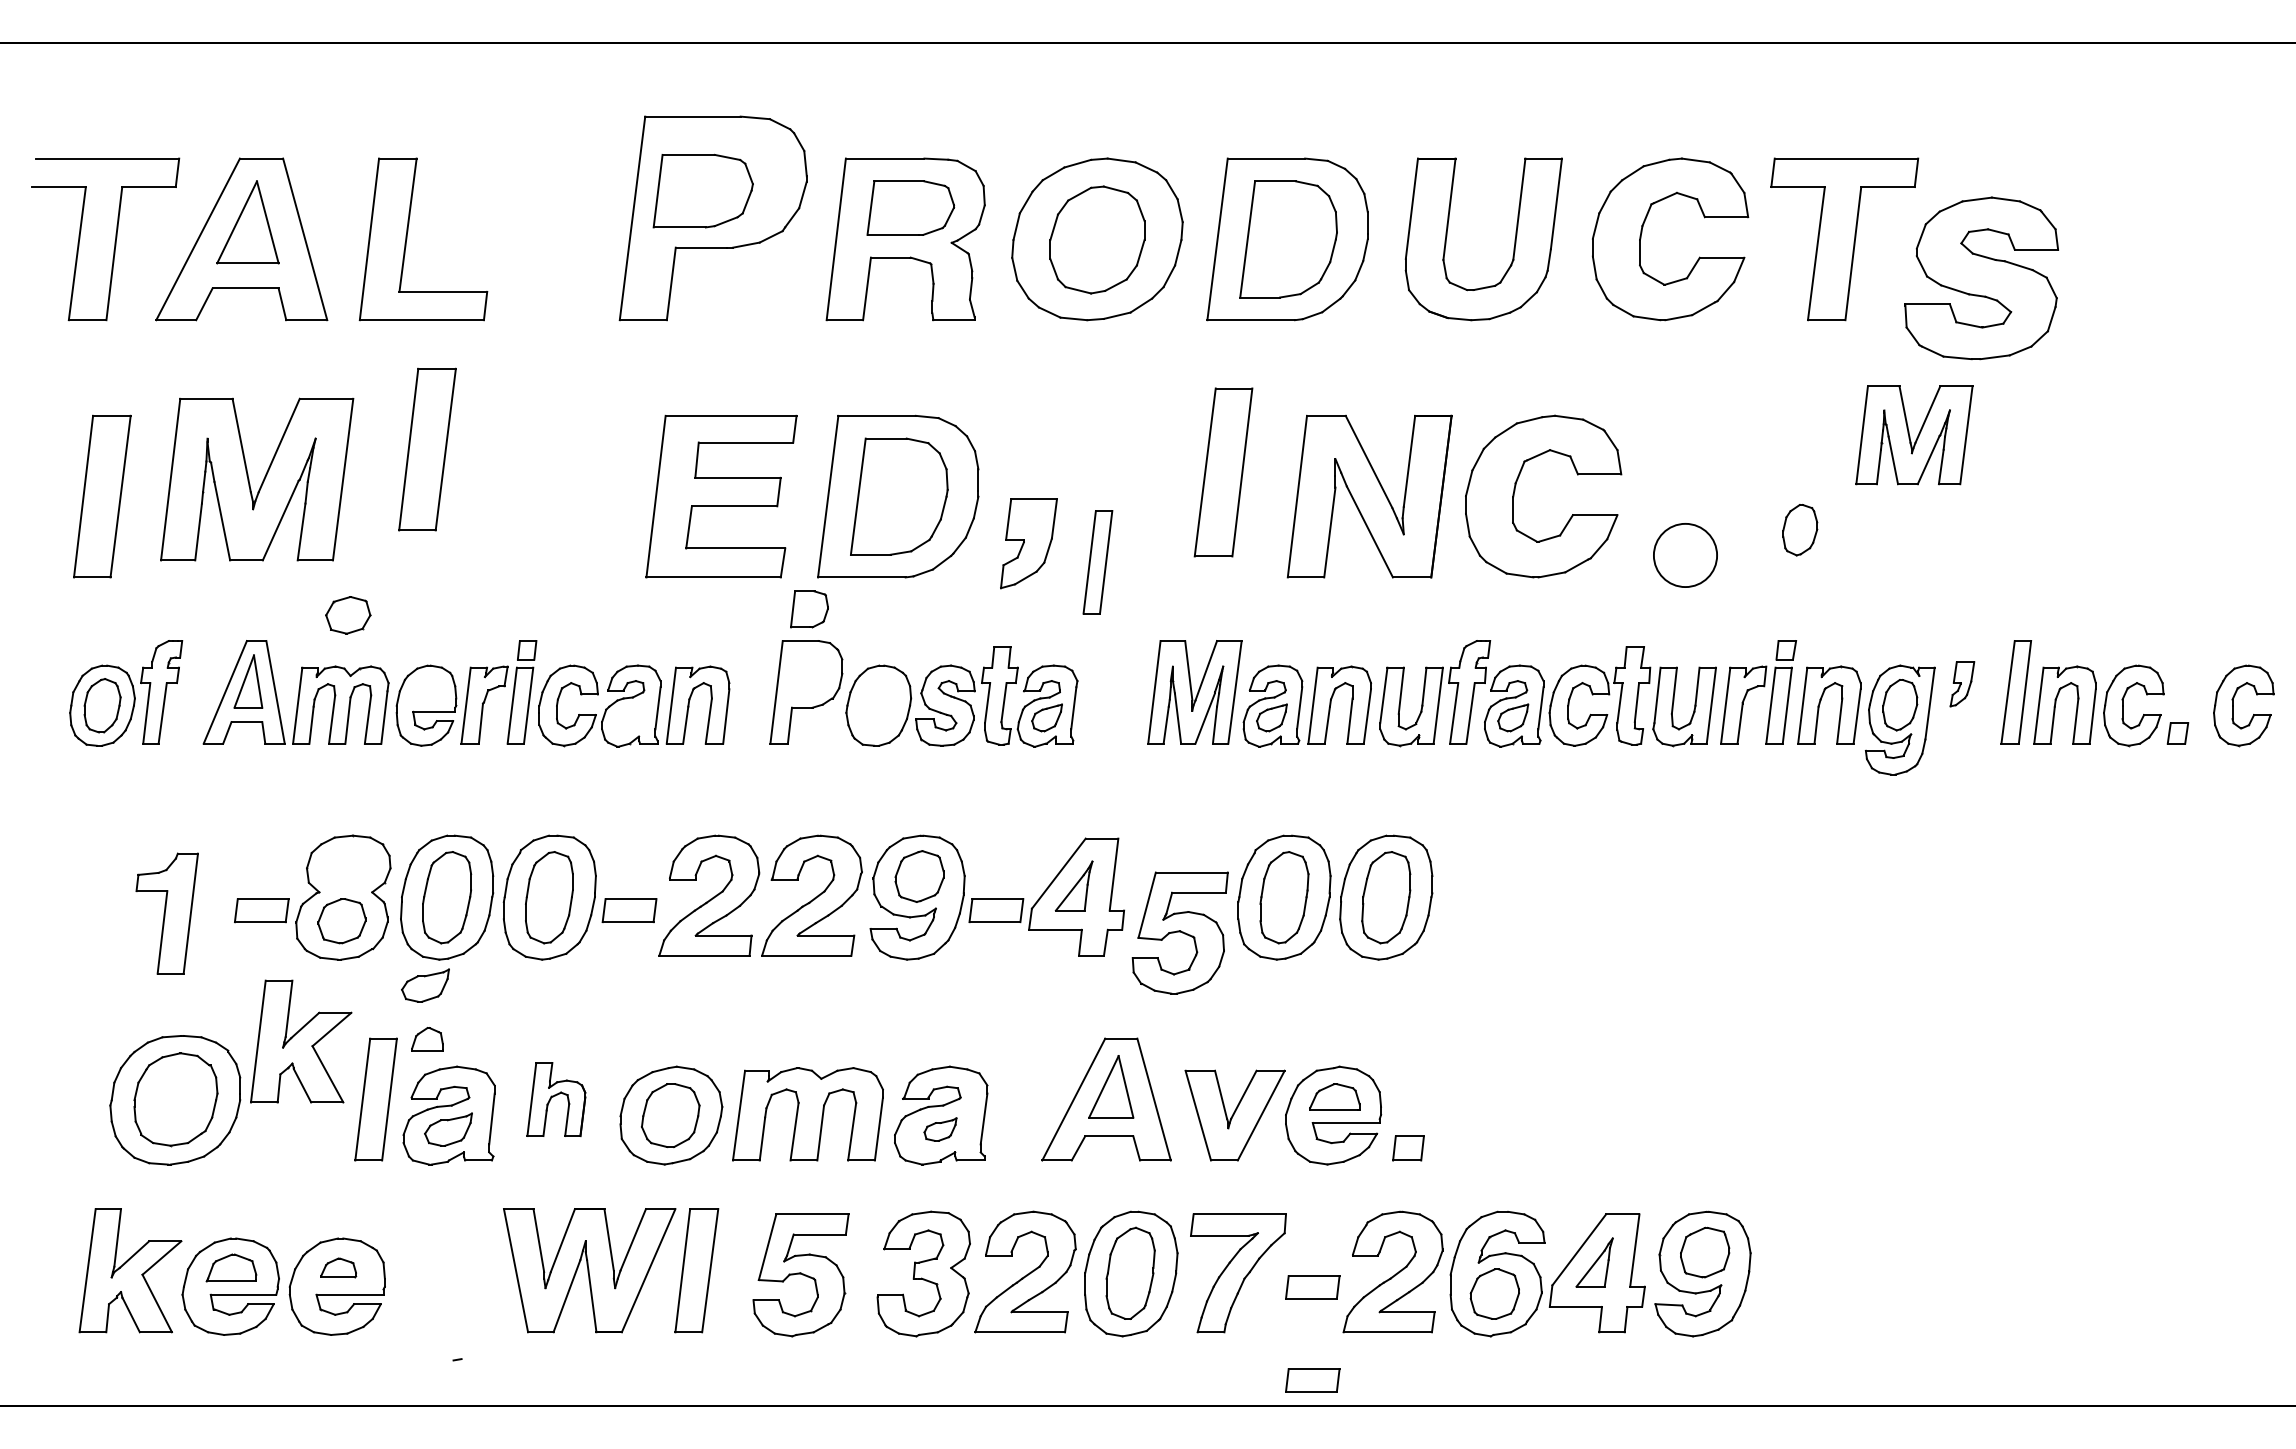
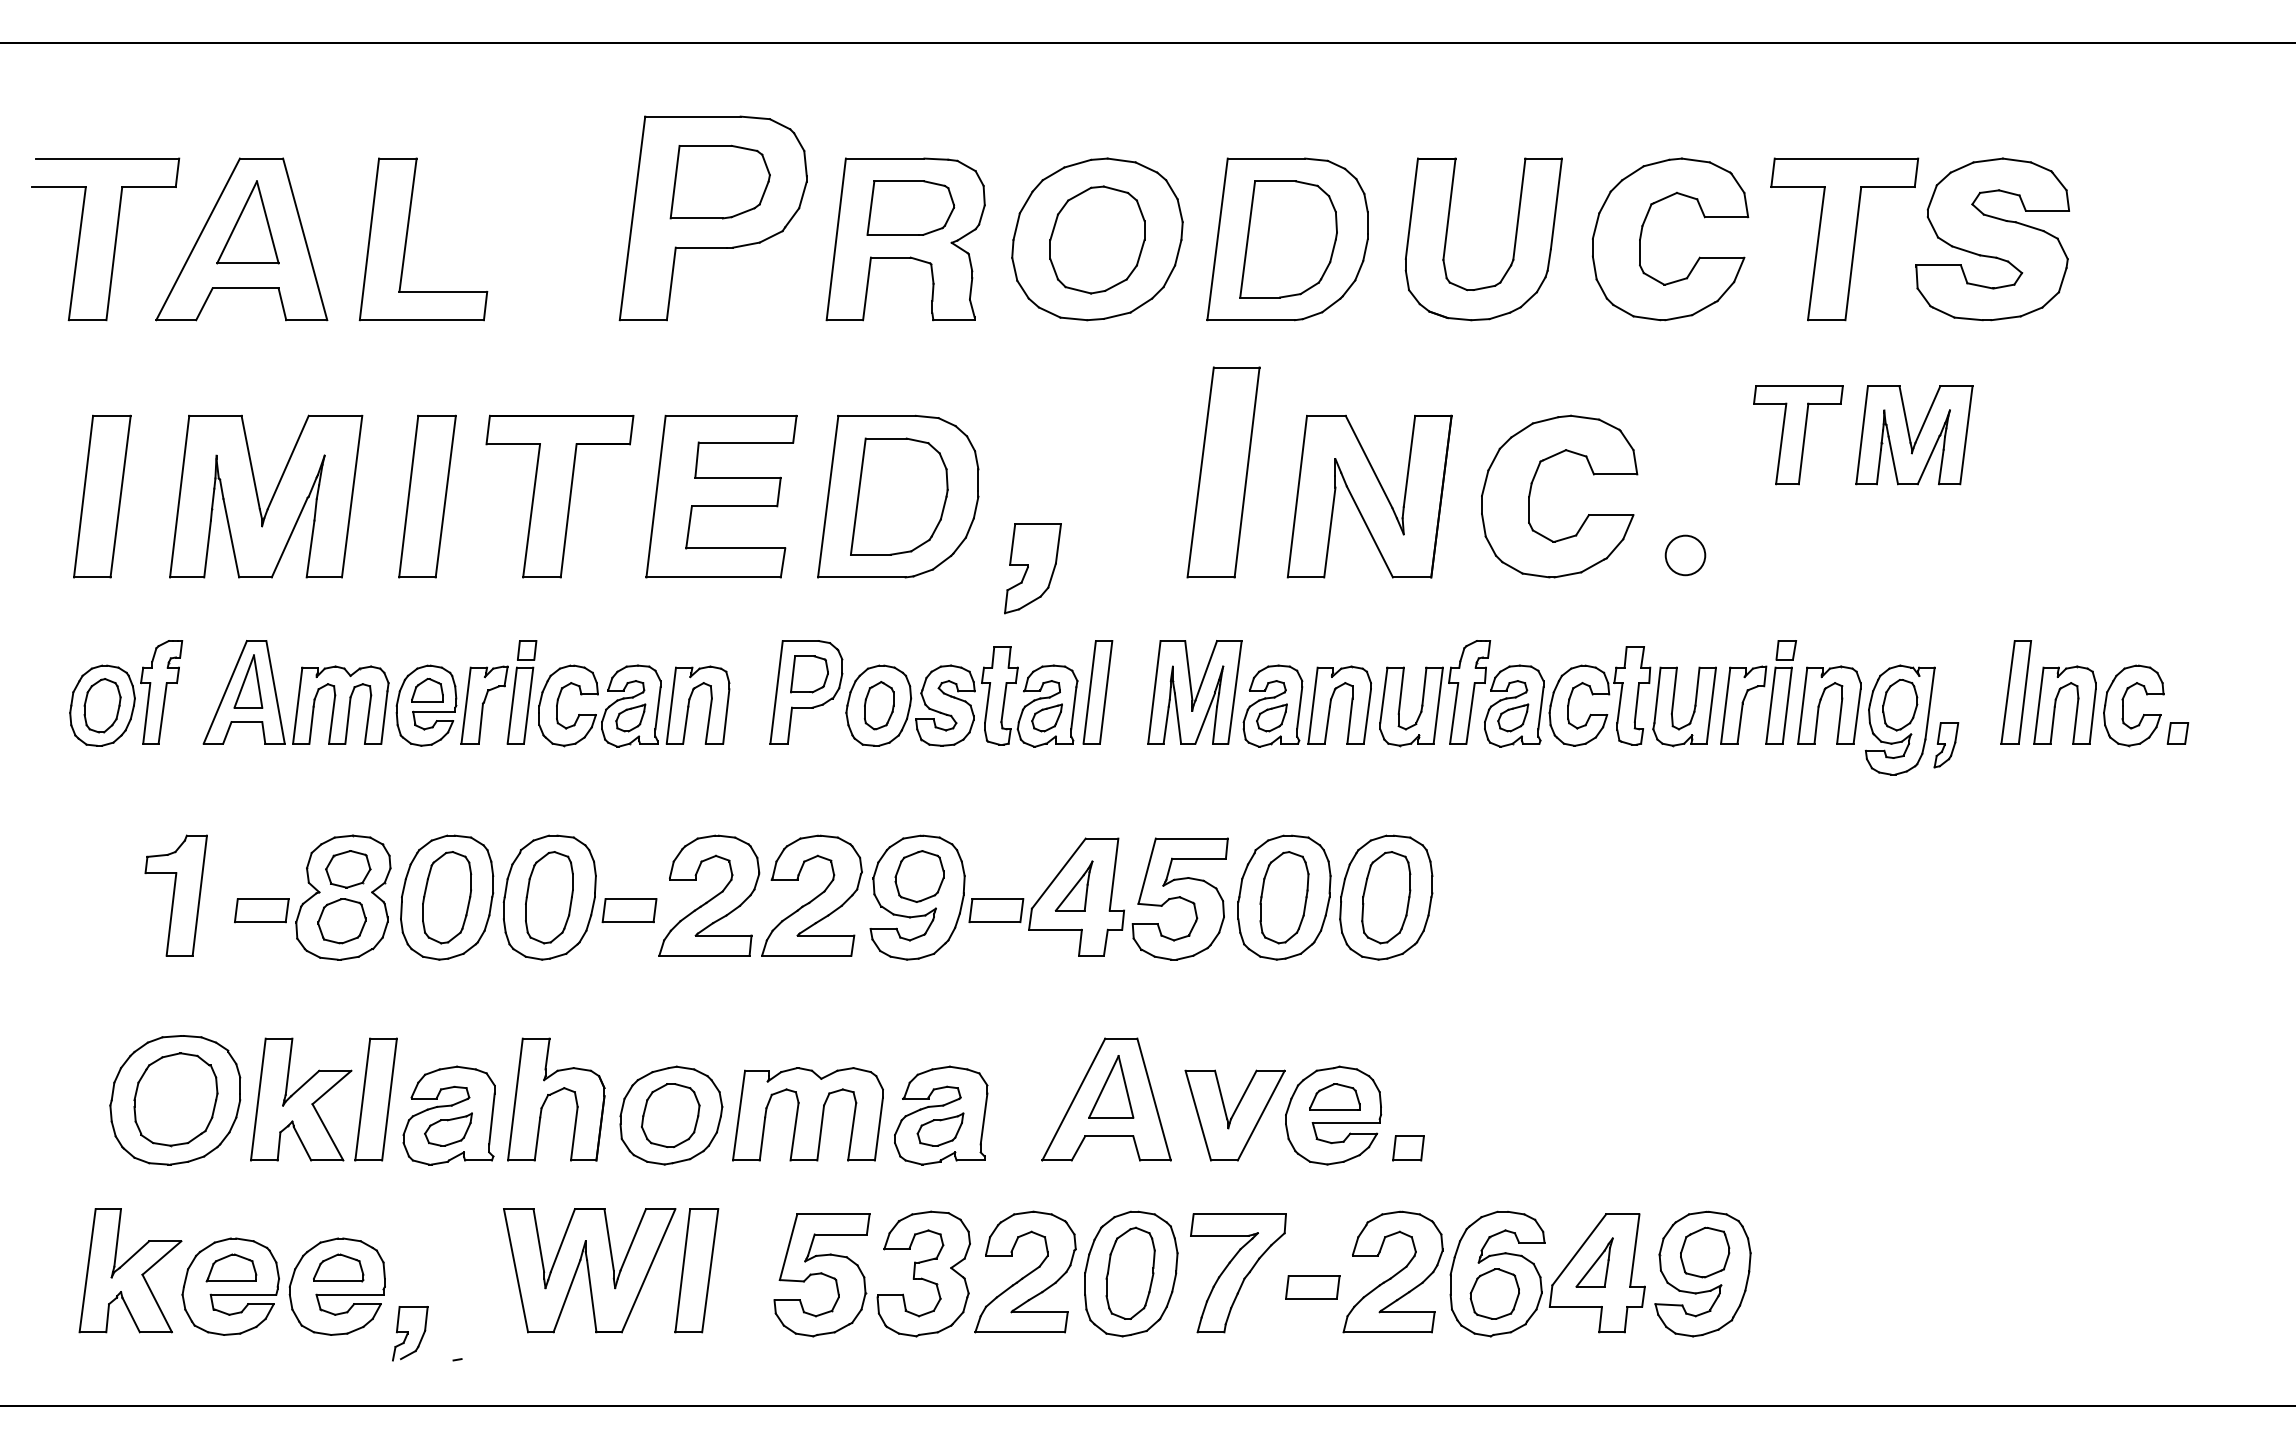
part position: (702, 190) -> (719, 181) (719, 181)
part position: (1981, 278) -> (1992, 239) (1992, 239)
part: none -> present (1798, 435)
part position: (427, 449) -> (427, 496) (427, 496)
part size: 61x171 px -> 75x213 px (1223, 472)
part position: (257, 479) -> (266, 496) (266, 496)
part position: (1515, 491) -> (1531, 491) (1531, 491)
part: none -> present (559, 496)
part: present -> none (1800, 530)
part position: (1028, 543) -> (1032, 568) (1032, 568)
circle diameter: 63 px -> 40 px (1685, 555)
part position: (1097, 562) -> (1097, 692) (1097, 692)
part position: (809, 609) -> (809, 674) (809, 674)
part position: (348, 615) -> (348, 869) (348, 869)
part position: (1962, 684) -> (1946, 745) (1946, 745)
part: none -> present (878, 705)
part: present -> none (2233, 705)
part: none -> present (630, 717)
part position: (166, 913) -> (175, 895) (175, 895)
part position: (1179, 932) -> (1179, 898) (1179, 898)
part: present -> none (425, 985)
part position: (427, 1039) -> (427, 690) (427, 690)
part position: (301, 1041) -> (301, 1099) (301, 1099)
part size: 61x75 px -> 99x125 px (556, 1099)
part size: 35x25 px -> 49x35 px (940, 1129)
part size: 38x22 px -> 52x30 px (338, 1267)
part position: (800, 1275) -> (821, 1275) (821, 1275)
part: none -> present (410, 1333)
part: present -> none (1312, 1380)
